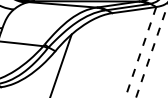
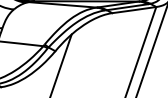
line: dashed -> solid (151, 51)
line: dashed -> solid (140, 52)
